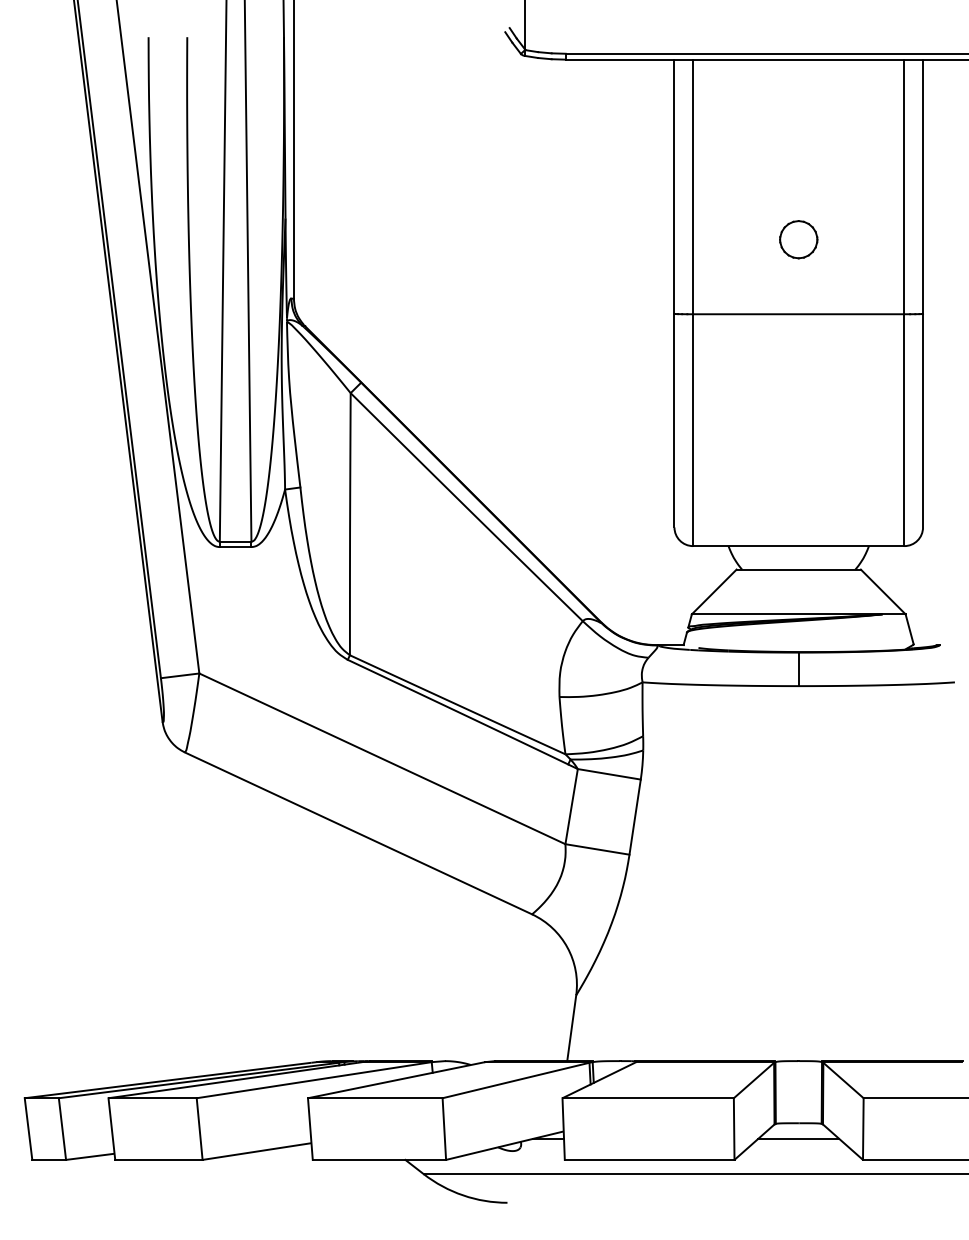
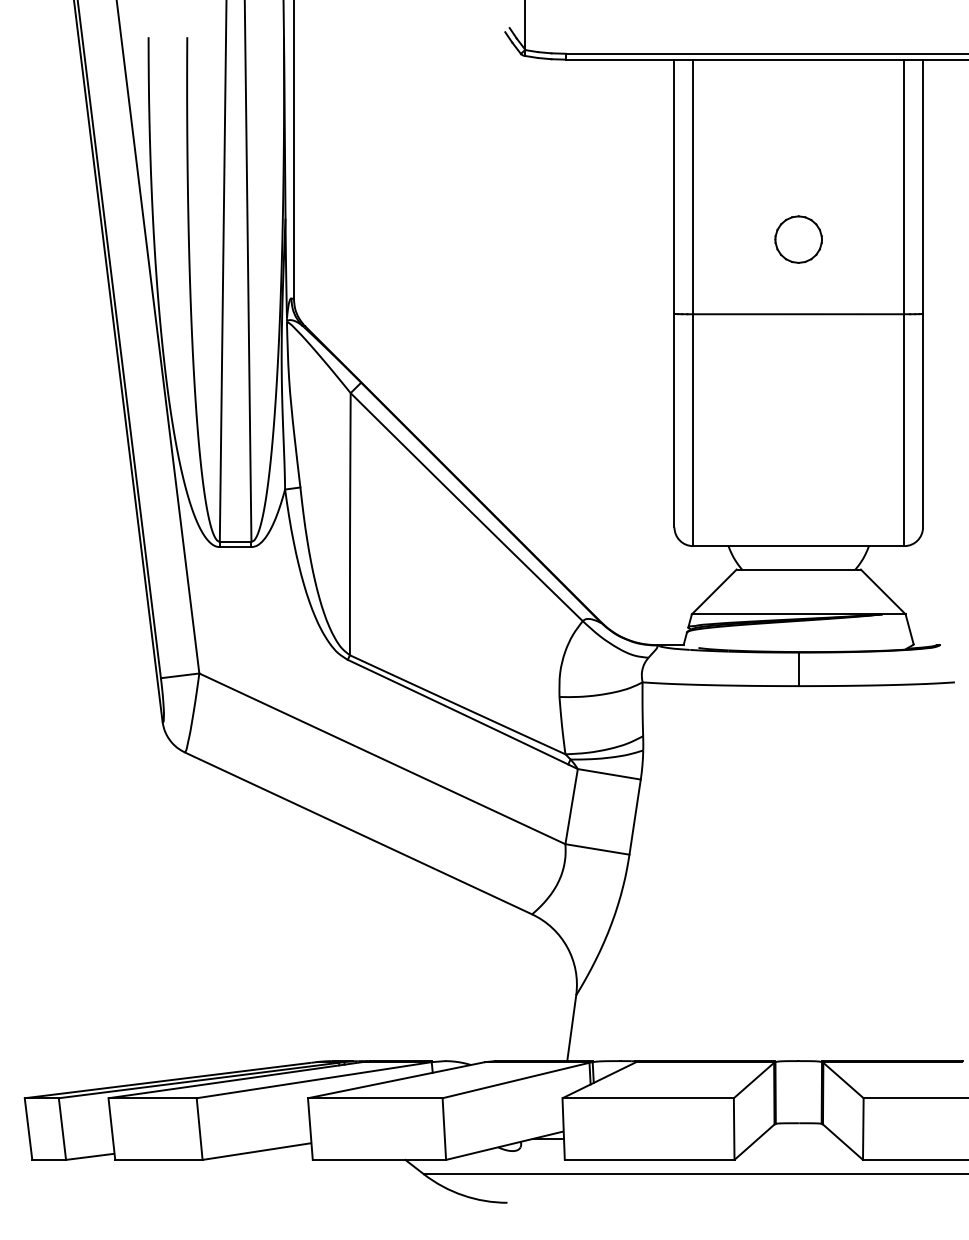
part size: 40x40 px -> 49x49 px (798, 239)
line: present -> none (798, 1138)
